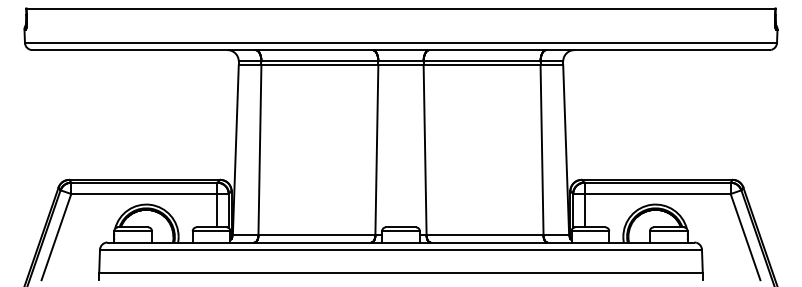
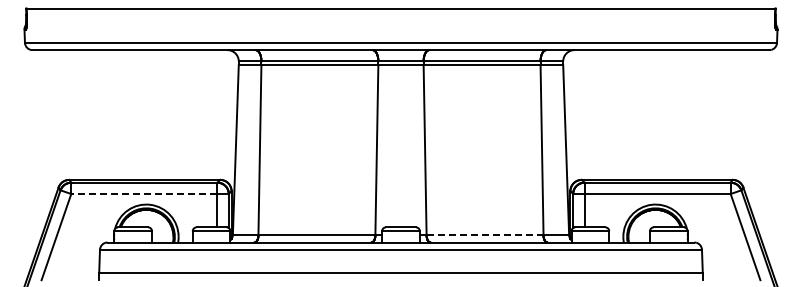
line: solid -> dashed (143, 194)
line: solid -> dashed (485, 235)
